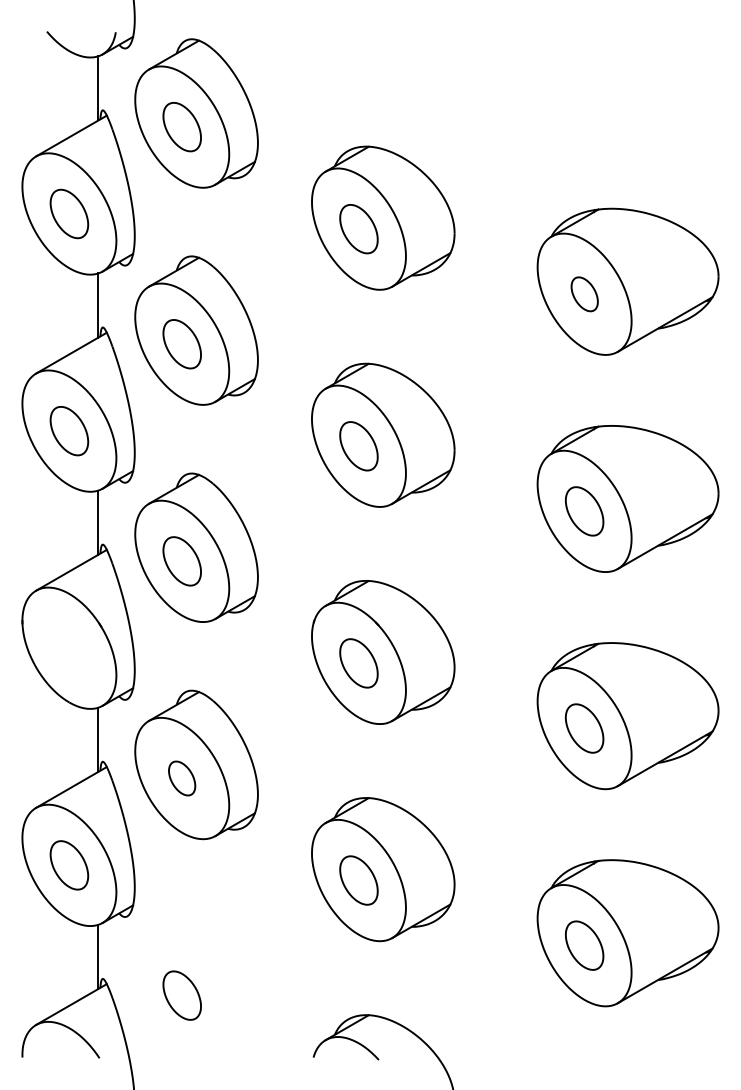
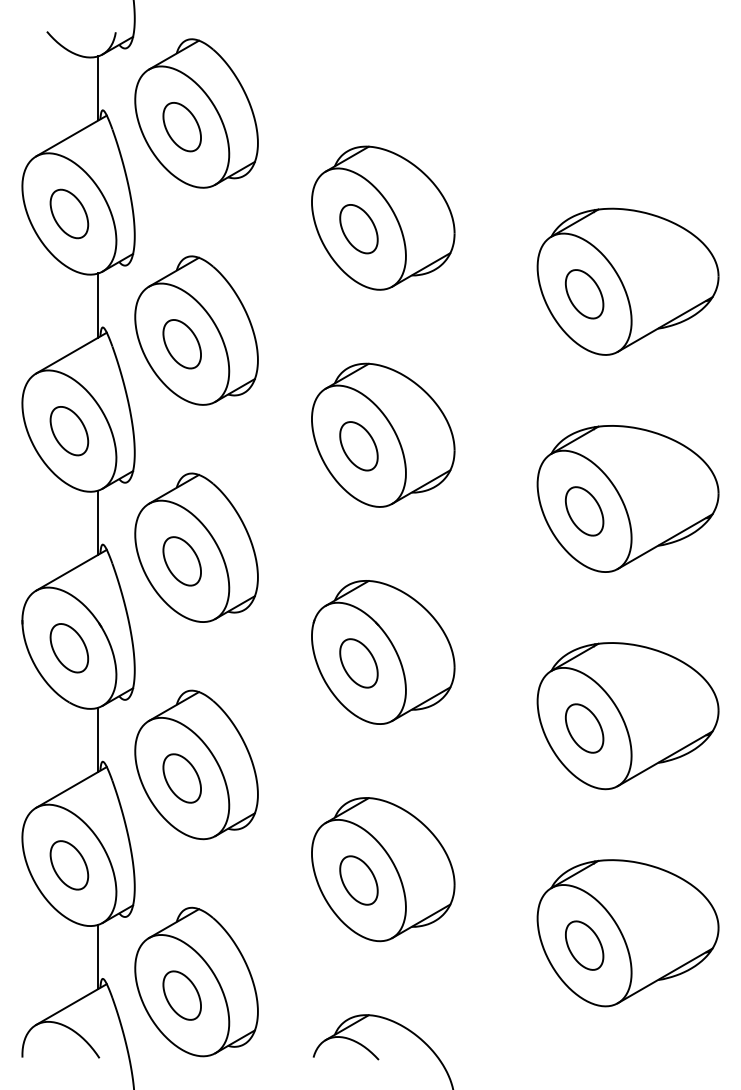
part size: 29x37 px -> 40x51 px (584, 294)
part: none -> present (69, 648)
part size: 29x37 px -> 40x51 px (181, 778)
part: none -> present (196, 981)
